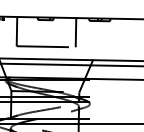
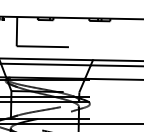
line: present -> none (75, 32)
